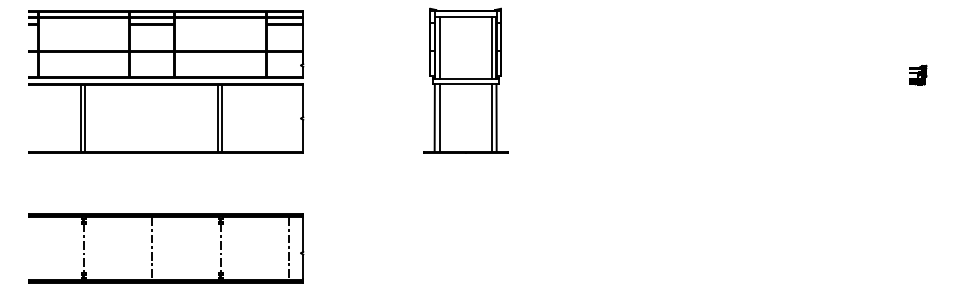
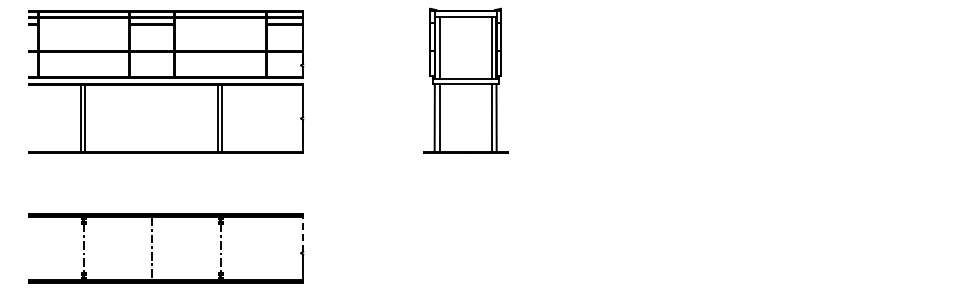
part: present -> none (918, 74)
line: solid -> dashed (303, 234)
line: present -> none (289, 248)
